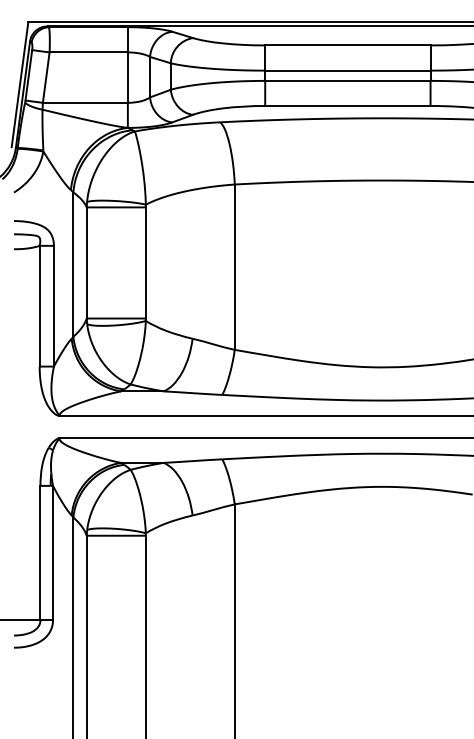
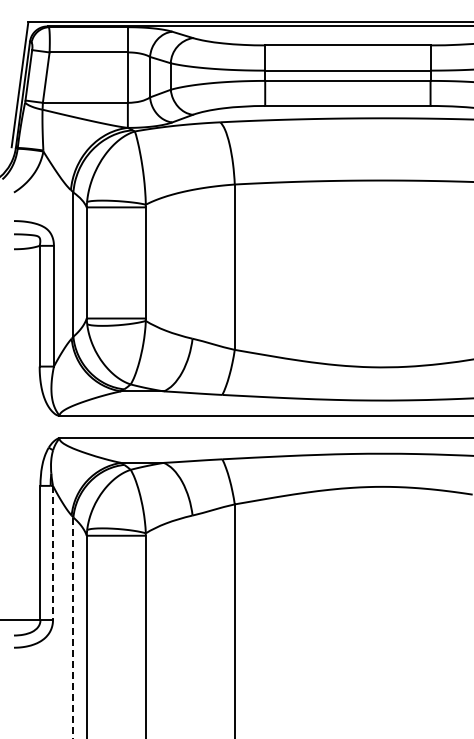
line: solid -> dashed (53, 553)
line: solid -> dashed (73, 628)
